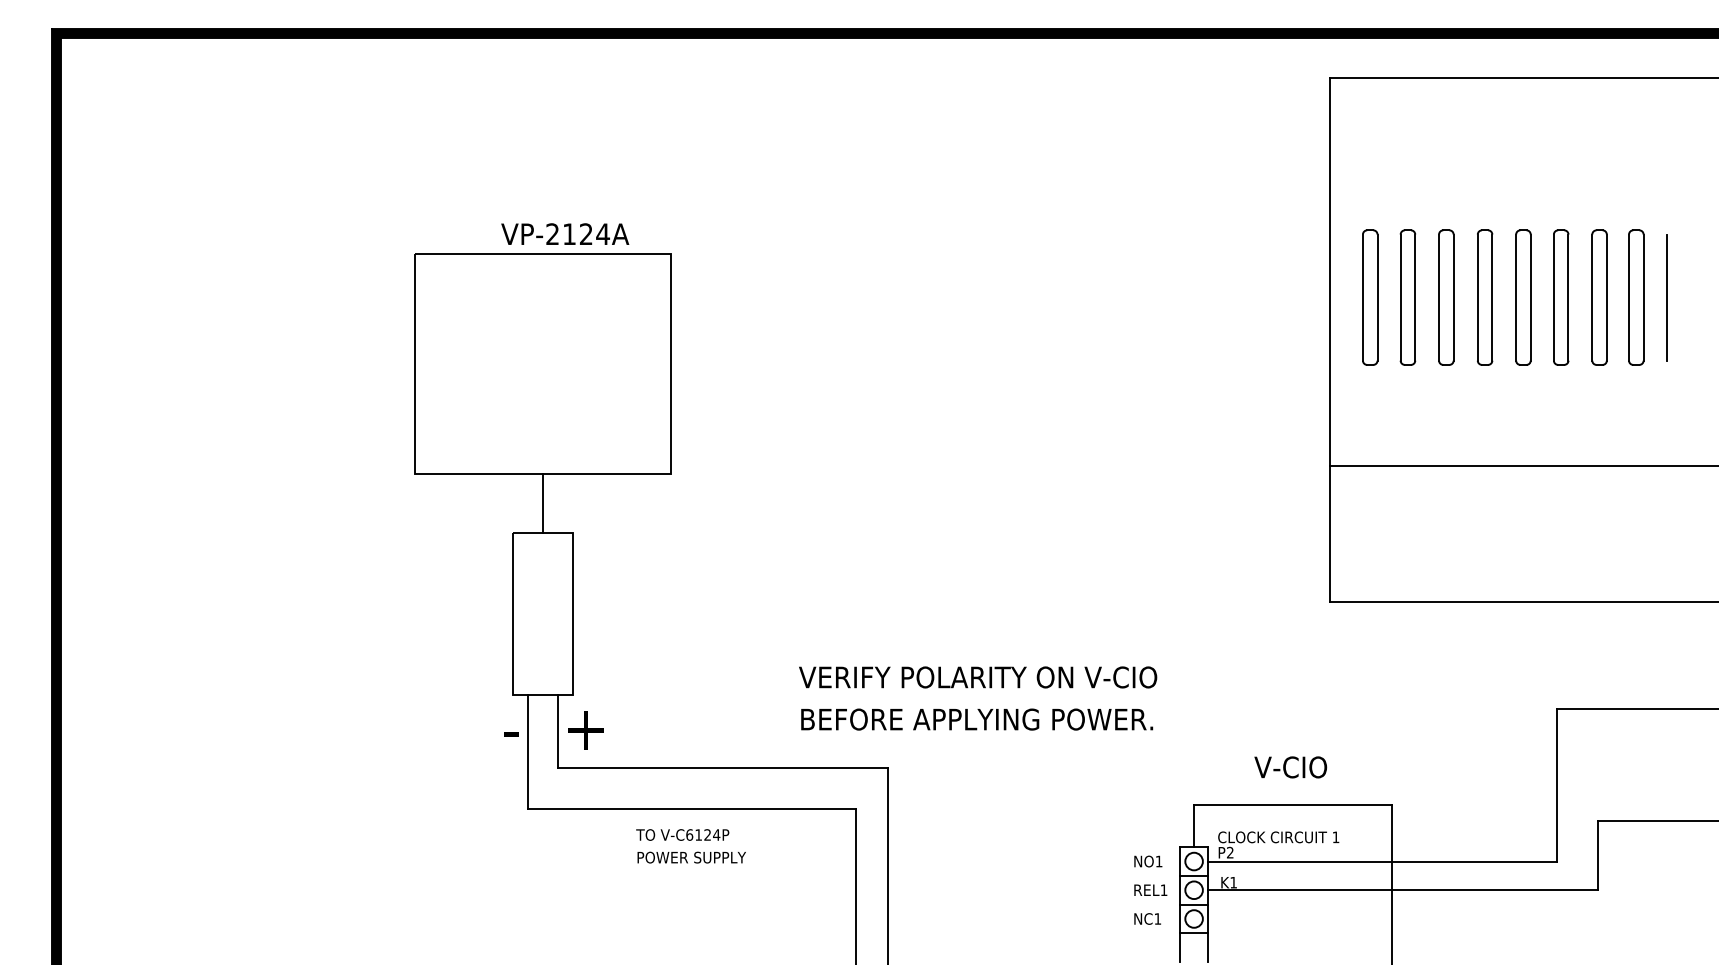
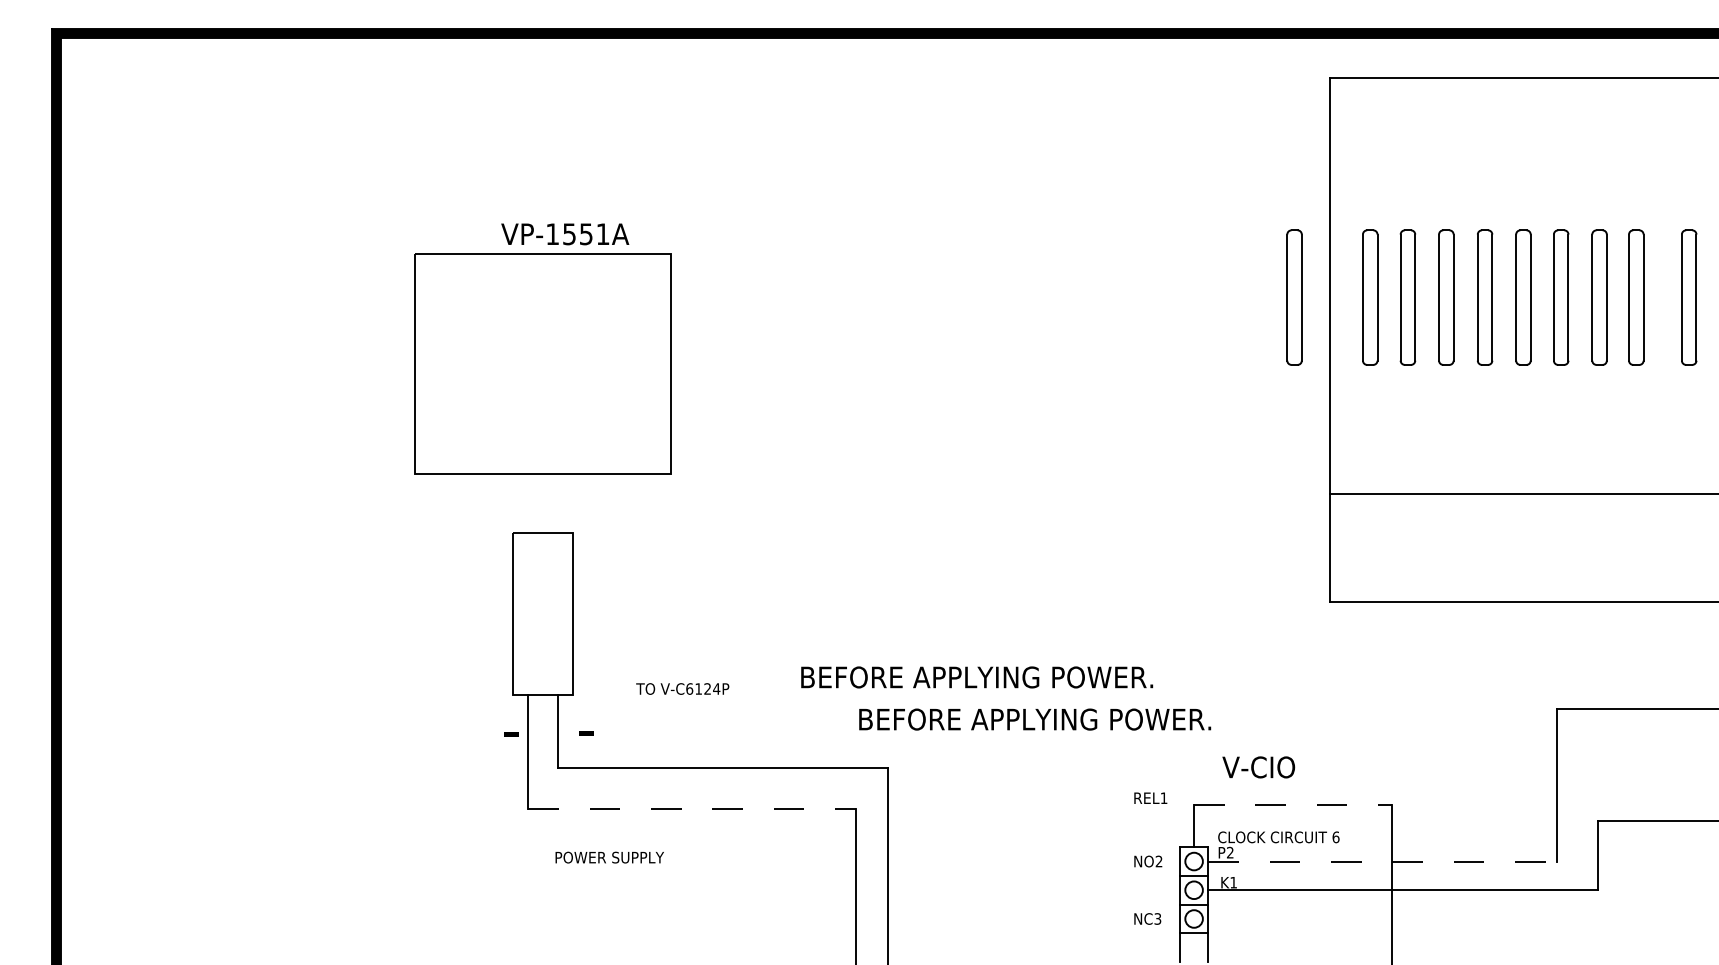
text: VP-2124A -> VP-1551A (577, 234)
part: none -> present (1294, 297)
line: present -> none (1666, 297)
part: none -> present (1689, 297)
line position: (1522, 466) -> (1522, 494) (1522, 494)
line: present -> none (543, 503)
text: VERIFY POLARITY ON V-CIO -> BEFORE APPLYING POWER. (978, 677)
text position: (977, 719) -> (1035, 719) (1035, 719)
text: + -> - (585, 730)
text position: (1290, 767) -> (1258, 767) (1258, 767)
line: solid -> dashed (1293, 805)
line: solid -> dashed (692, 808)
text position: (682, 834) -> (682, 688) (682, 688)
text: 1 -> 6 (1335, 837)
text position: (691, 857) -> (609, 857) (609, 857)
text: NO1 -> NO2 (1158, 861)
line: solid -> dashed (1383, 861)
text position: (1150, 889) -> (1150, 797) (1150, 797)
text: NC1 -> NC3 (1157, 918)
